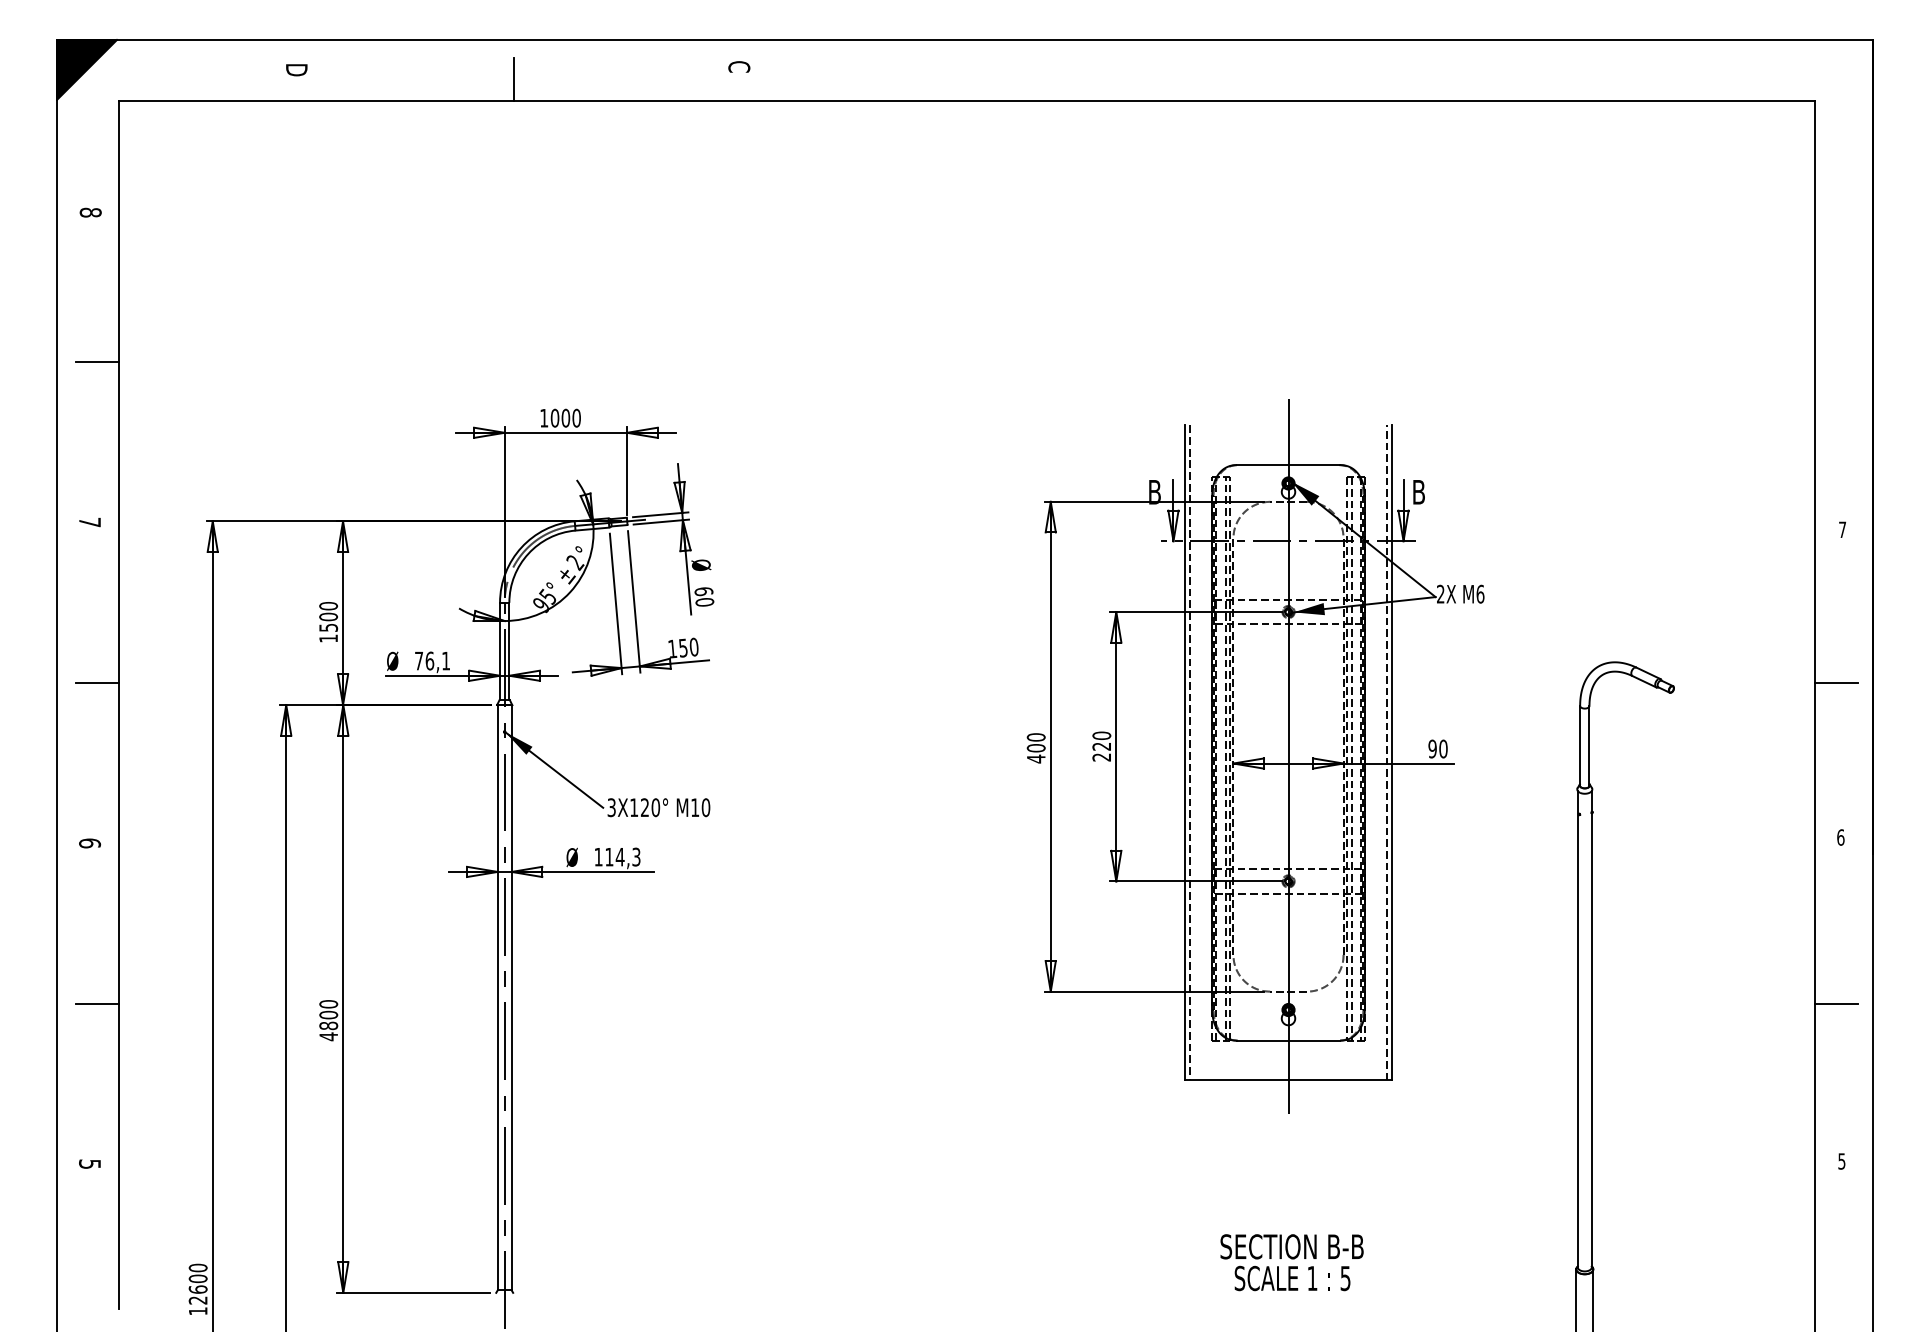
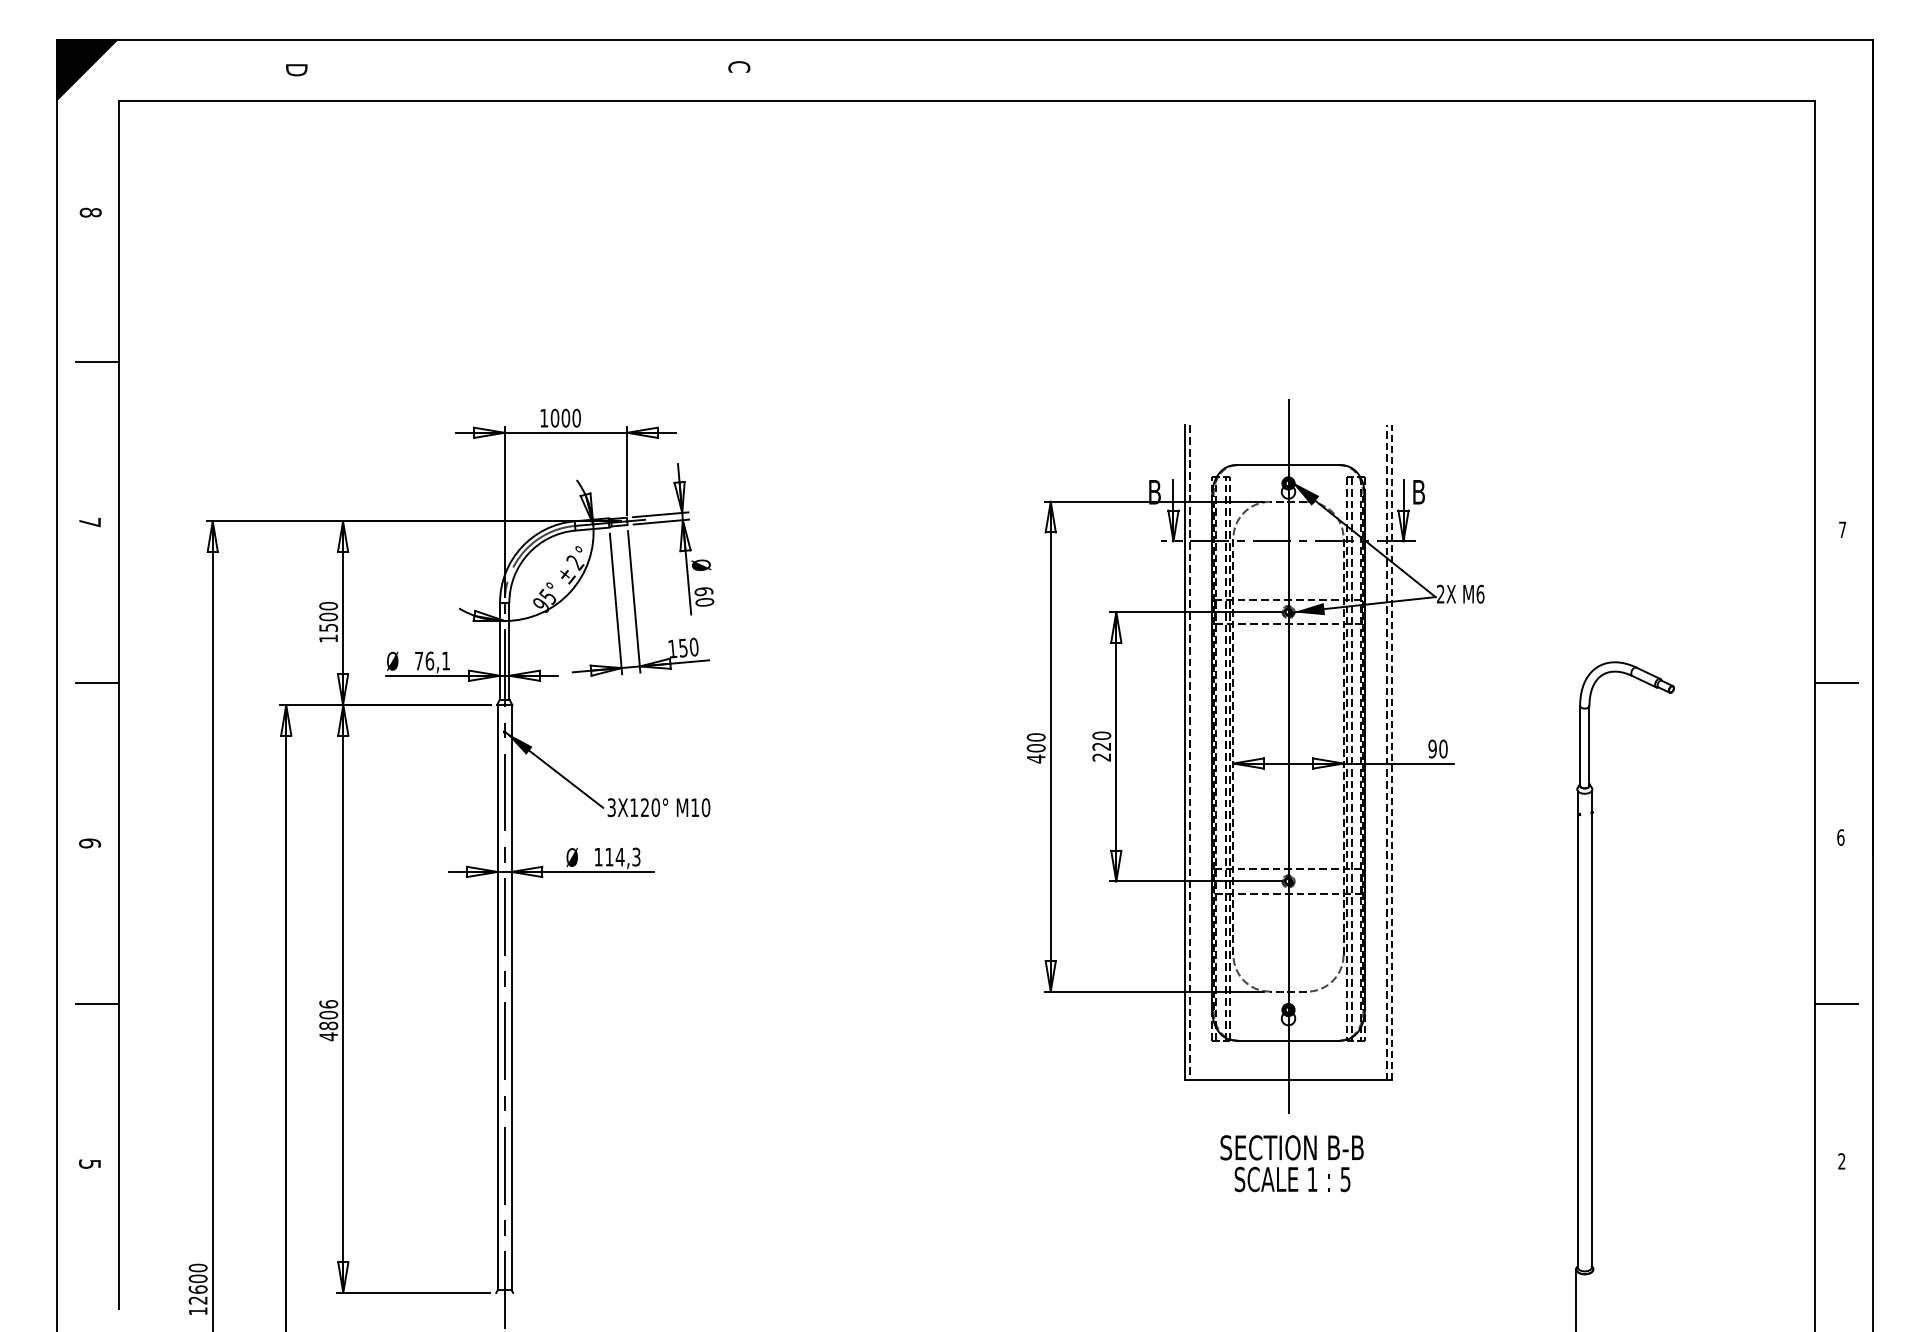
line: present -> none (513, 79)
line: solid -> dashed (1391, 752)
text: 4800 -> 4806 (328, 1004)
text: 5 -> 2 (1841, 1161)
text position: (1291, 1262) -> (1291, 1163) (1291, 1163)
line: present -> none (1593, 1298)
